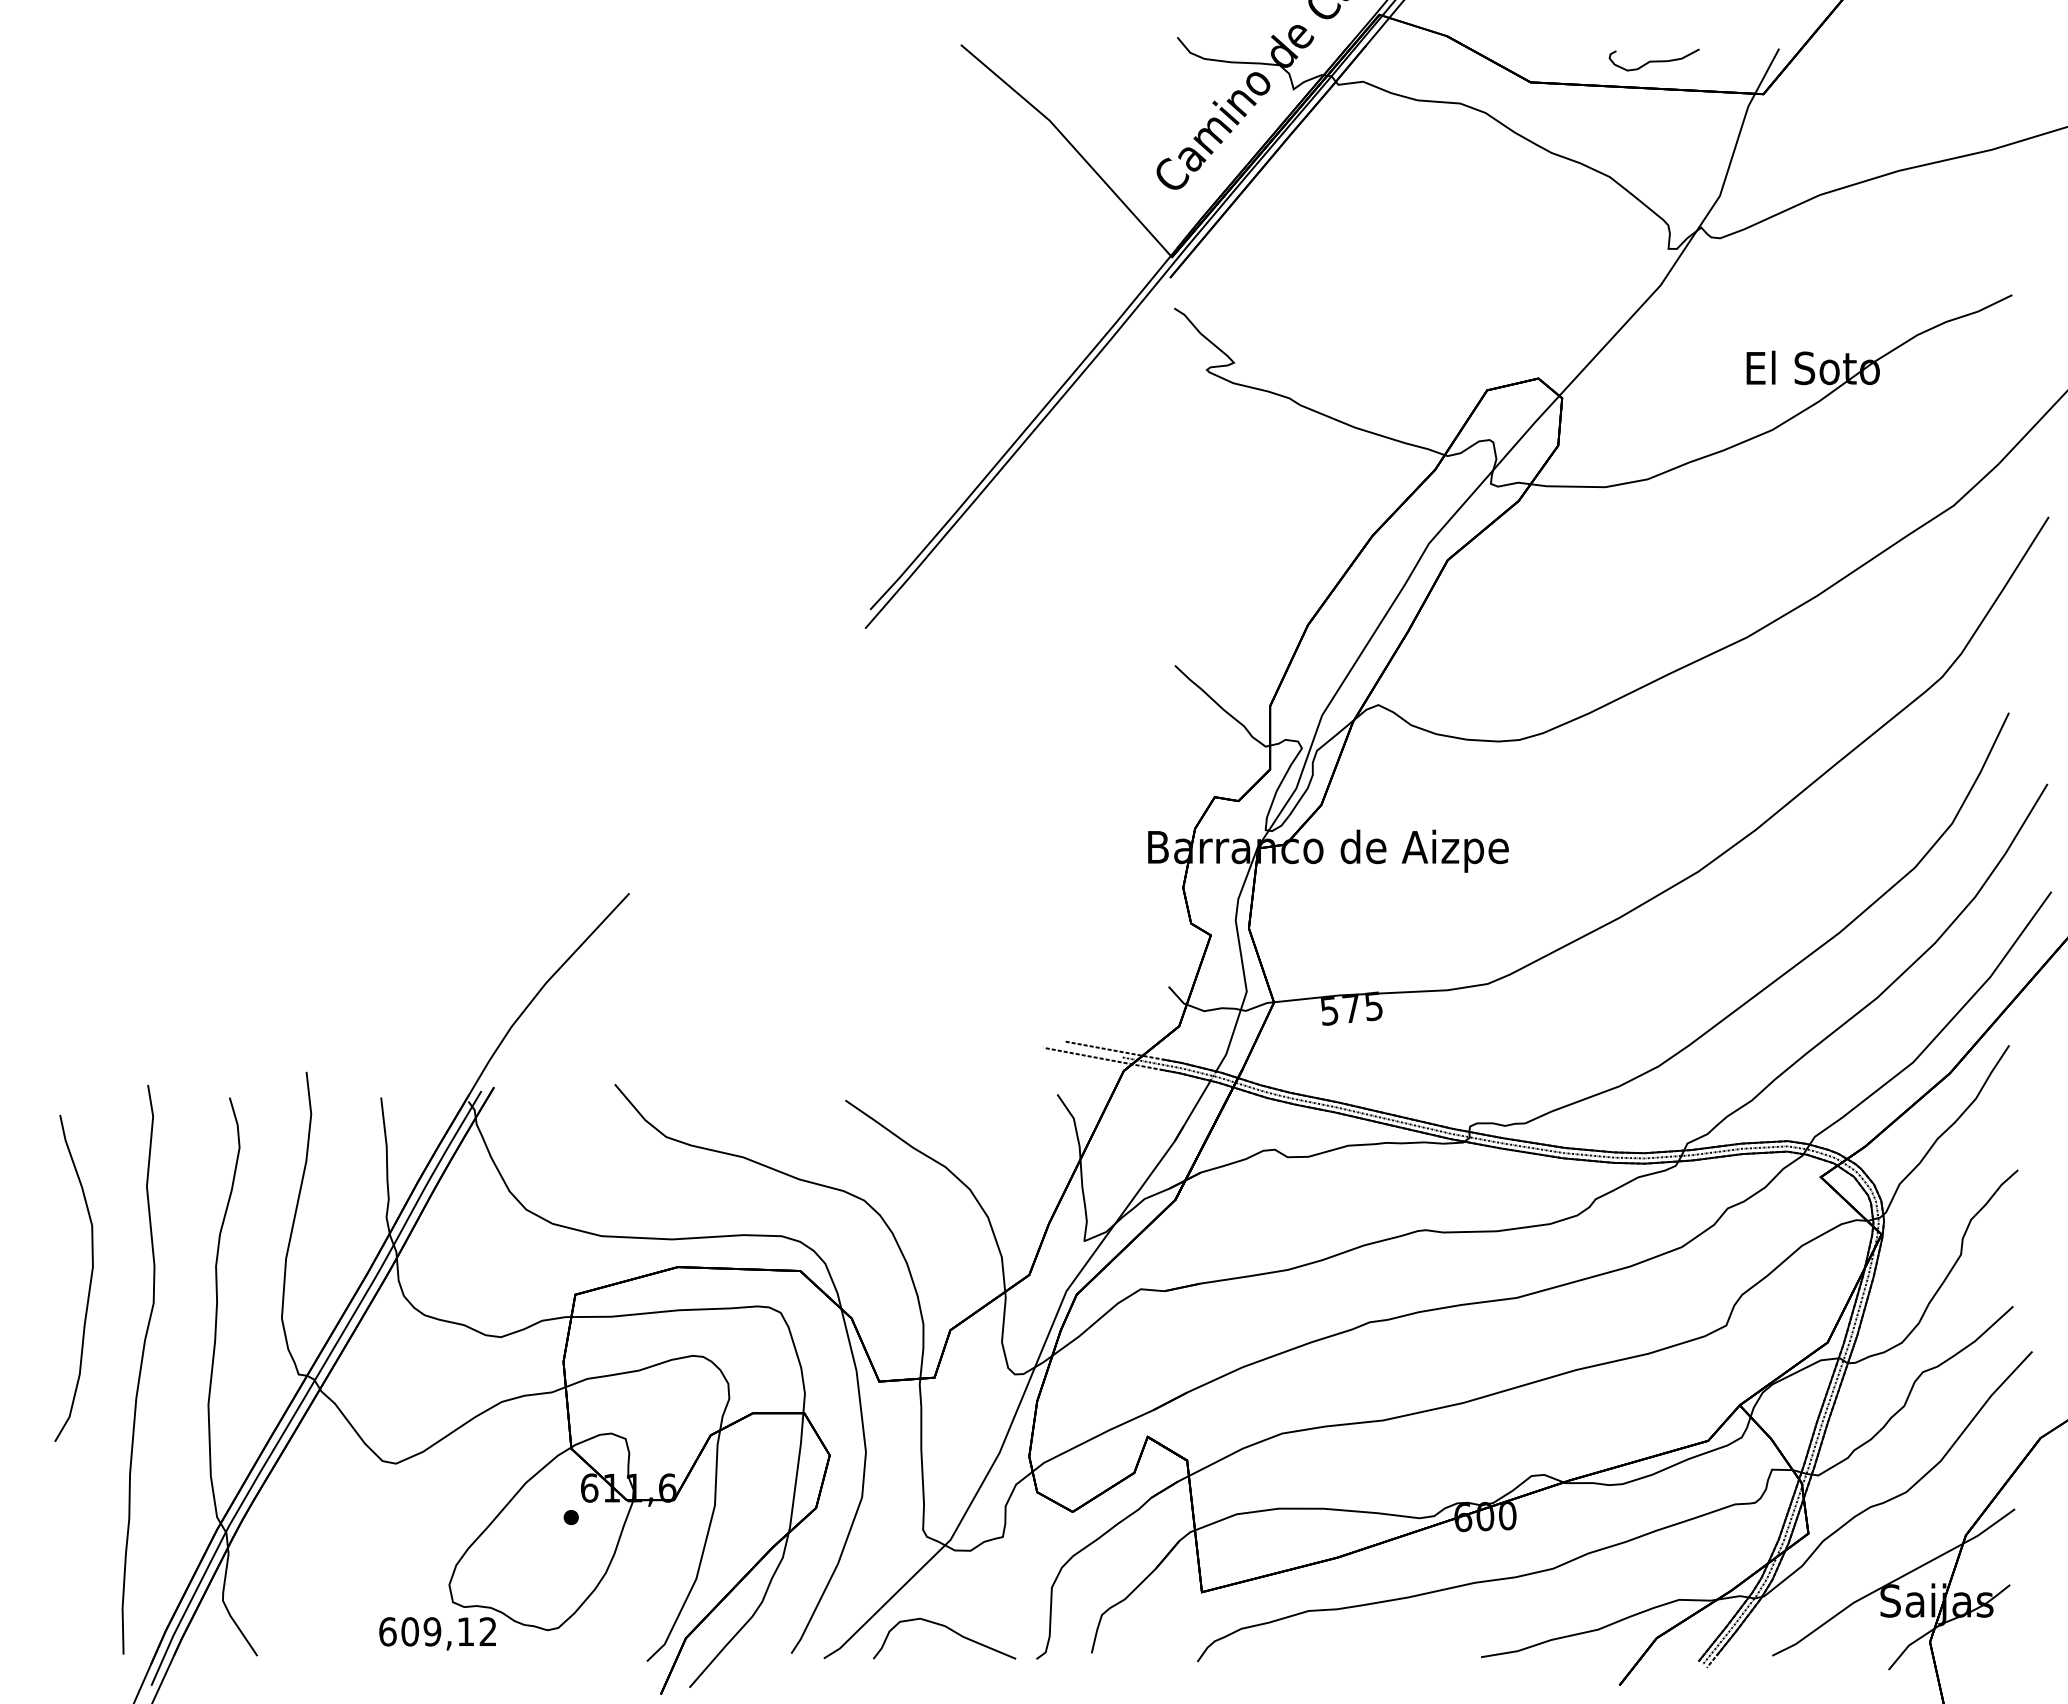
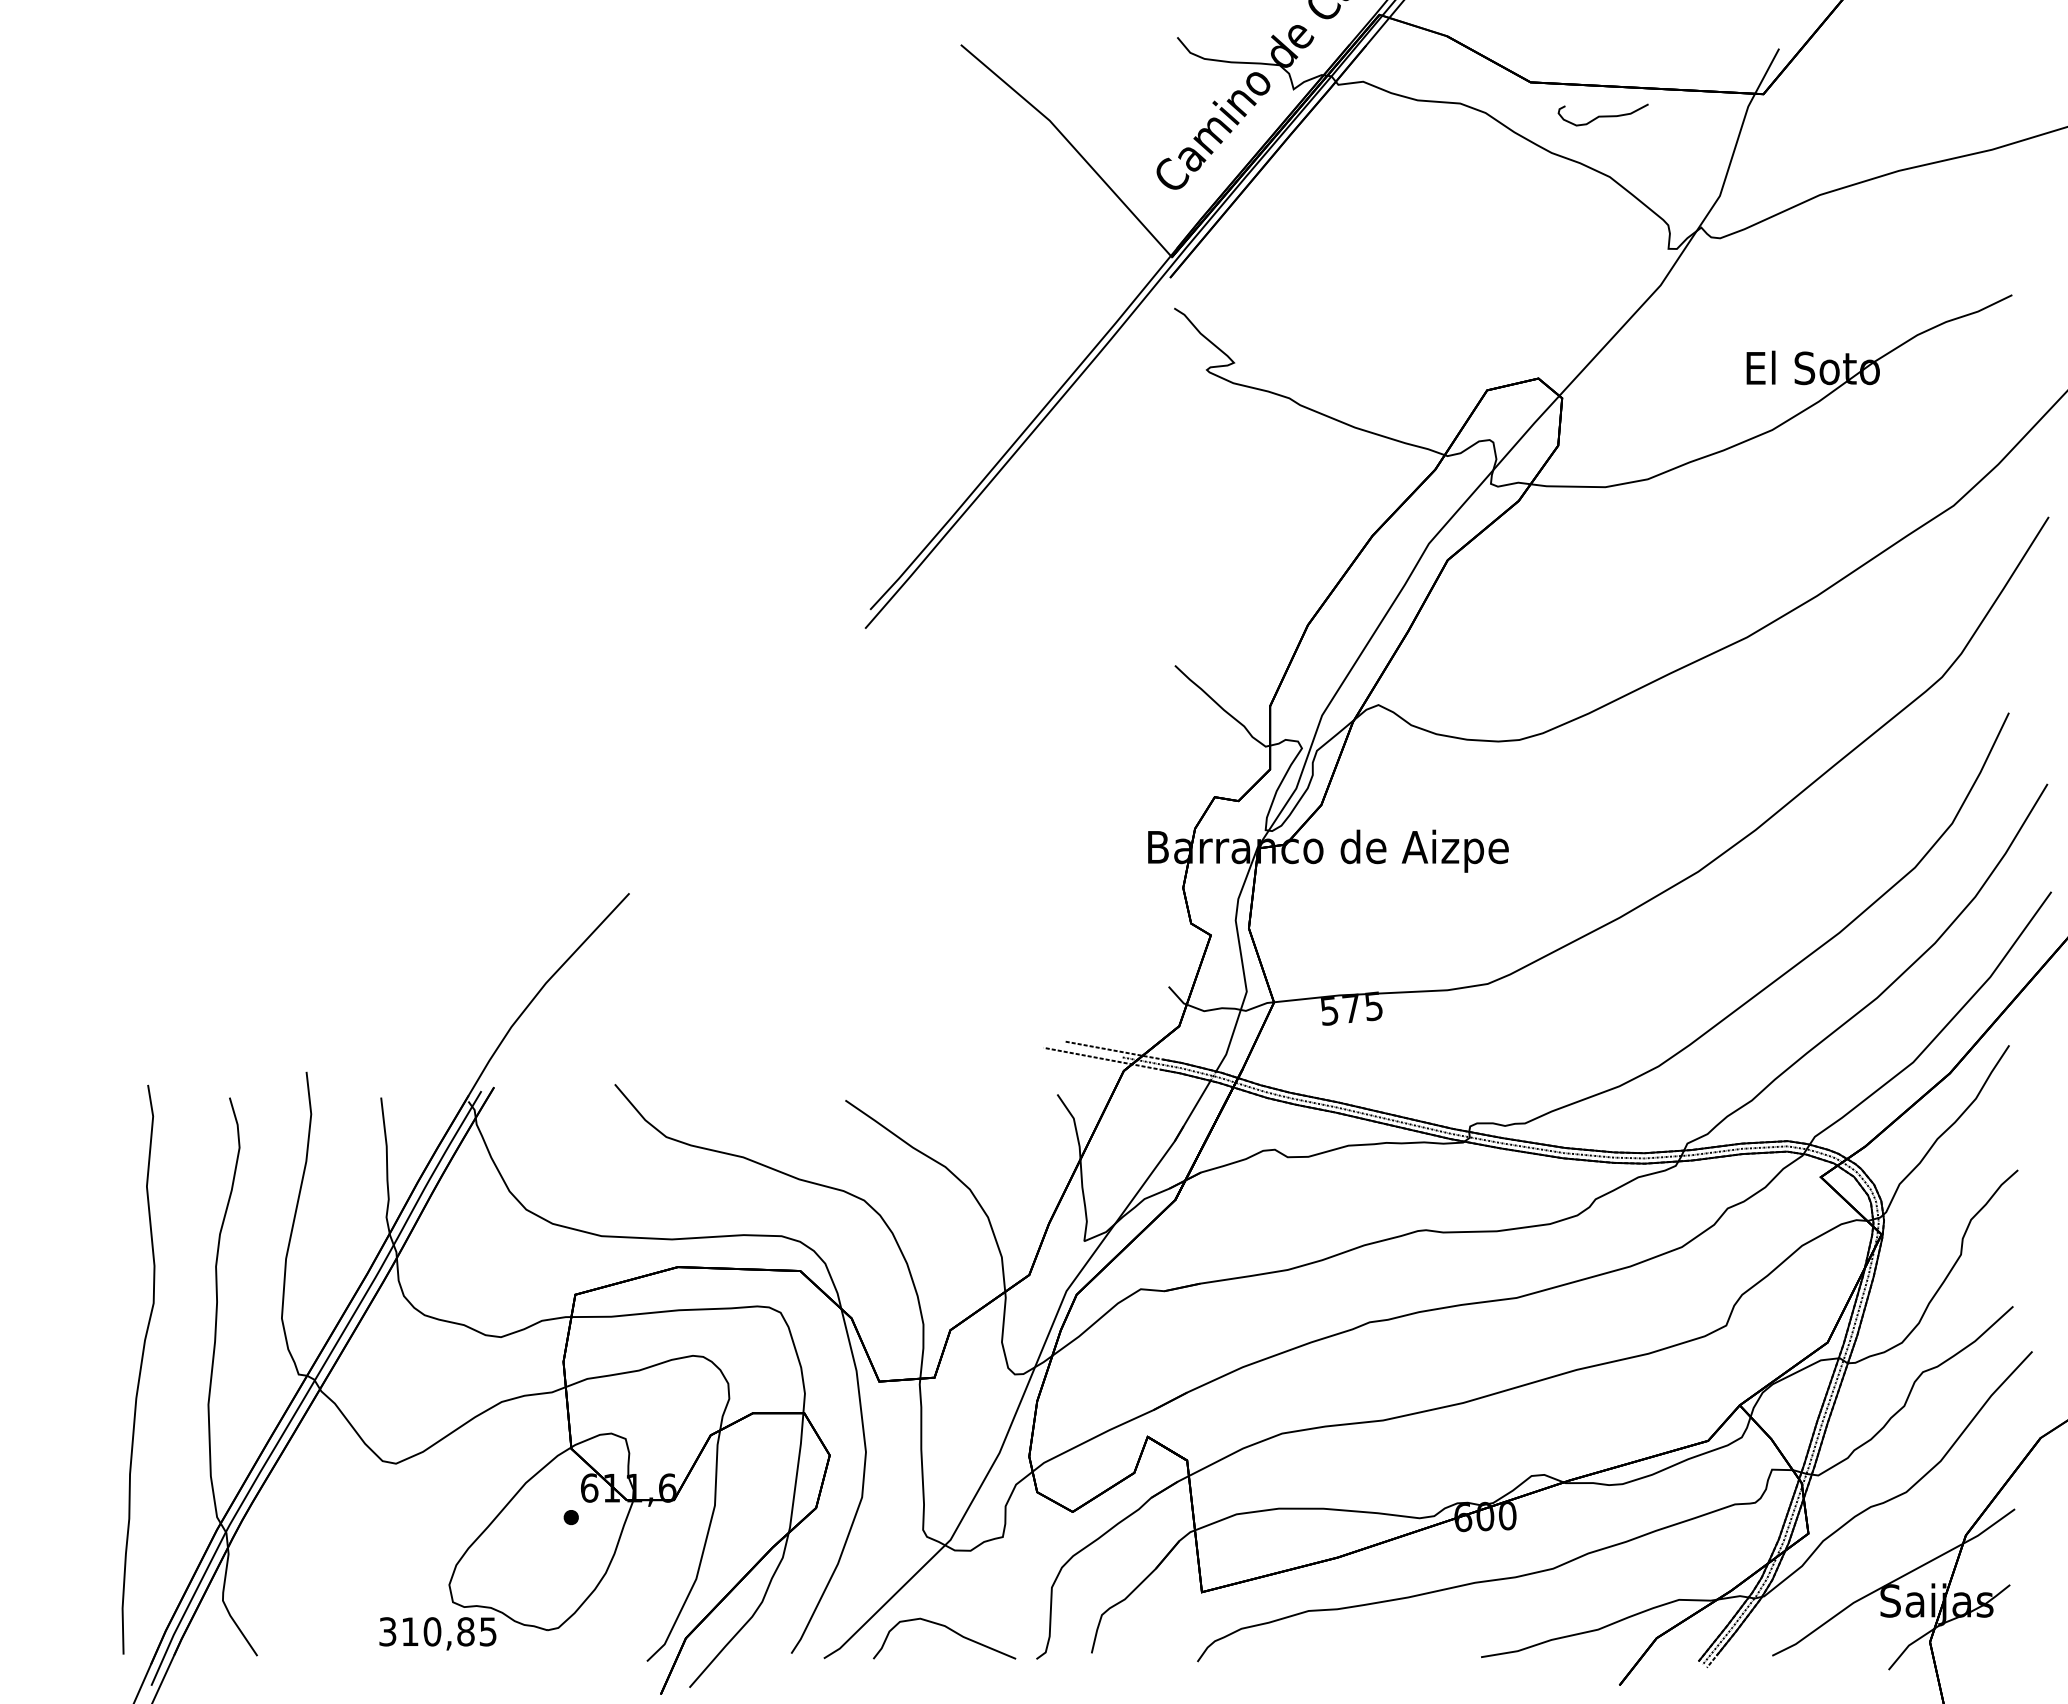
curve position: (1653, 60) -> (1602, 115) (1602, 115)
part: present -> none (89, 1282)
text: 609,12 -> 310,85 (437, 1631)
